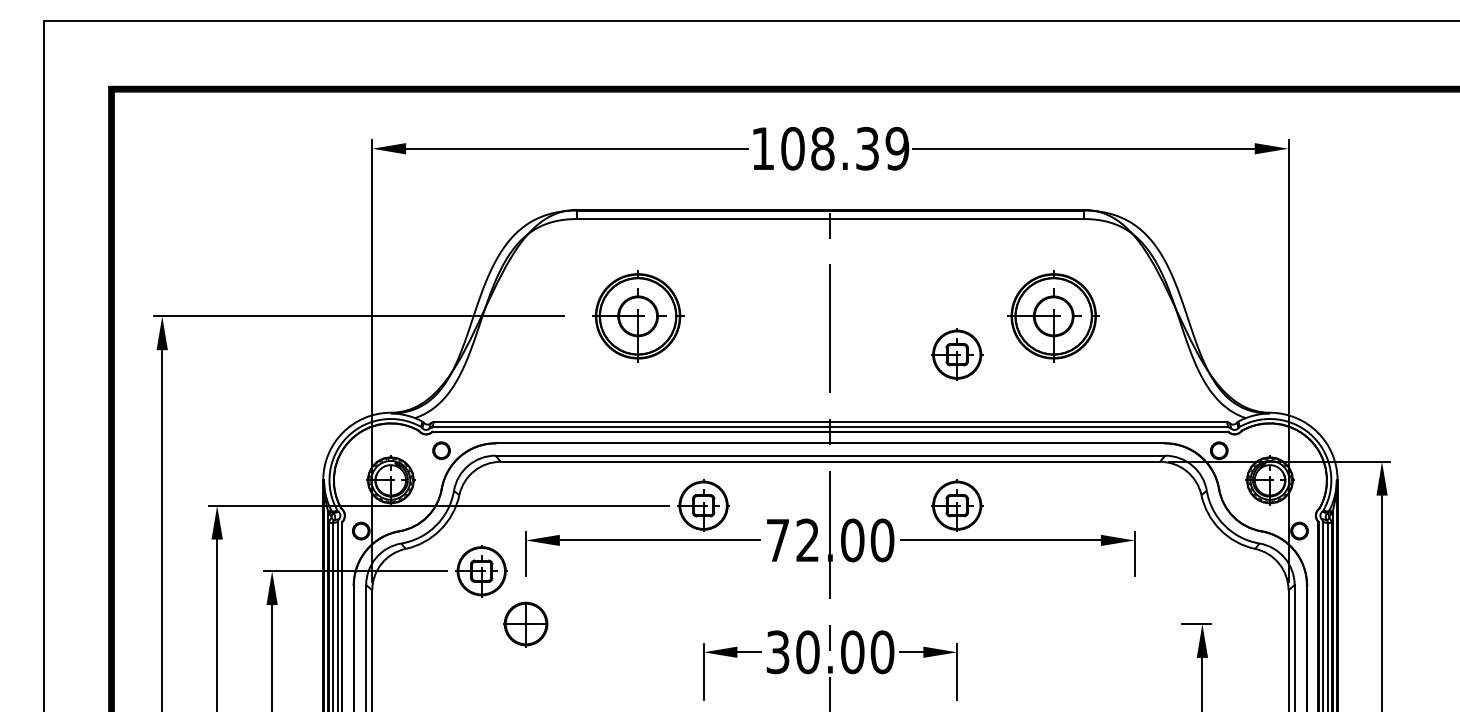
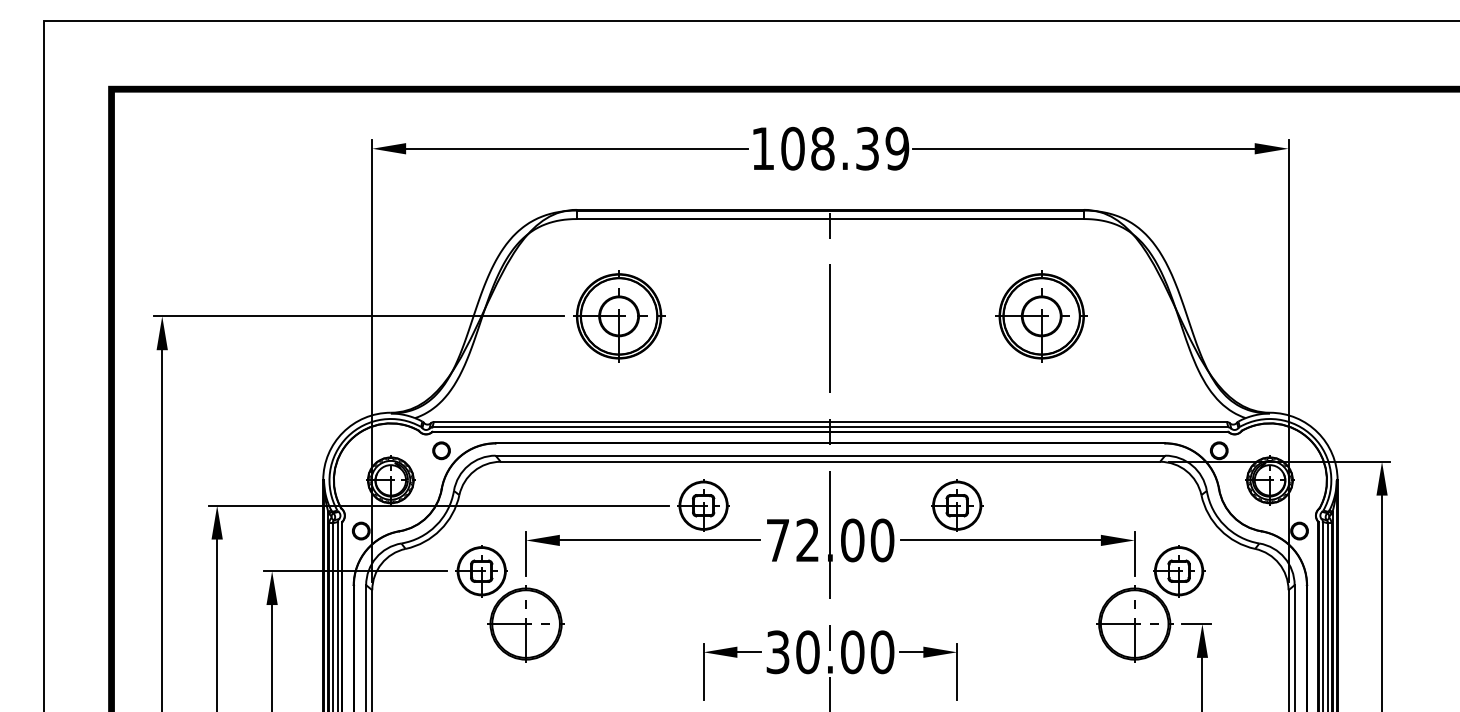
part position: (638, 316) -> (619, 316) (619, 316)
part position: (1053, 316) -> (1041, 316) (1041, 316)
part: present -> none (957, 354)
part: none -> present (1150, 603)
part size: 46x47 px -> 78x78 px (525, 623)
